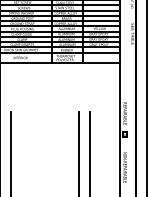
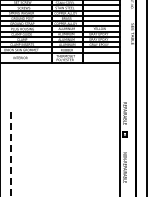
line: present -> none (78, 152)
line: present -> none (89, 152)
line: solid -> dashed (10, 155)
